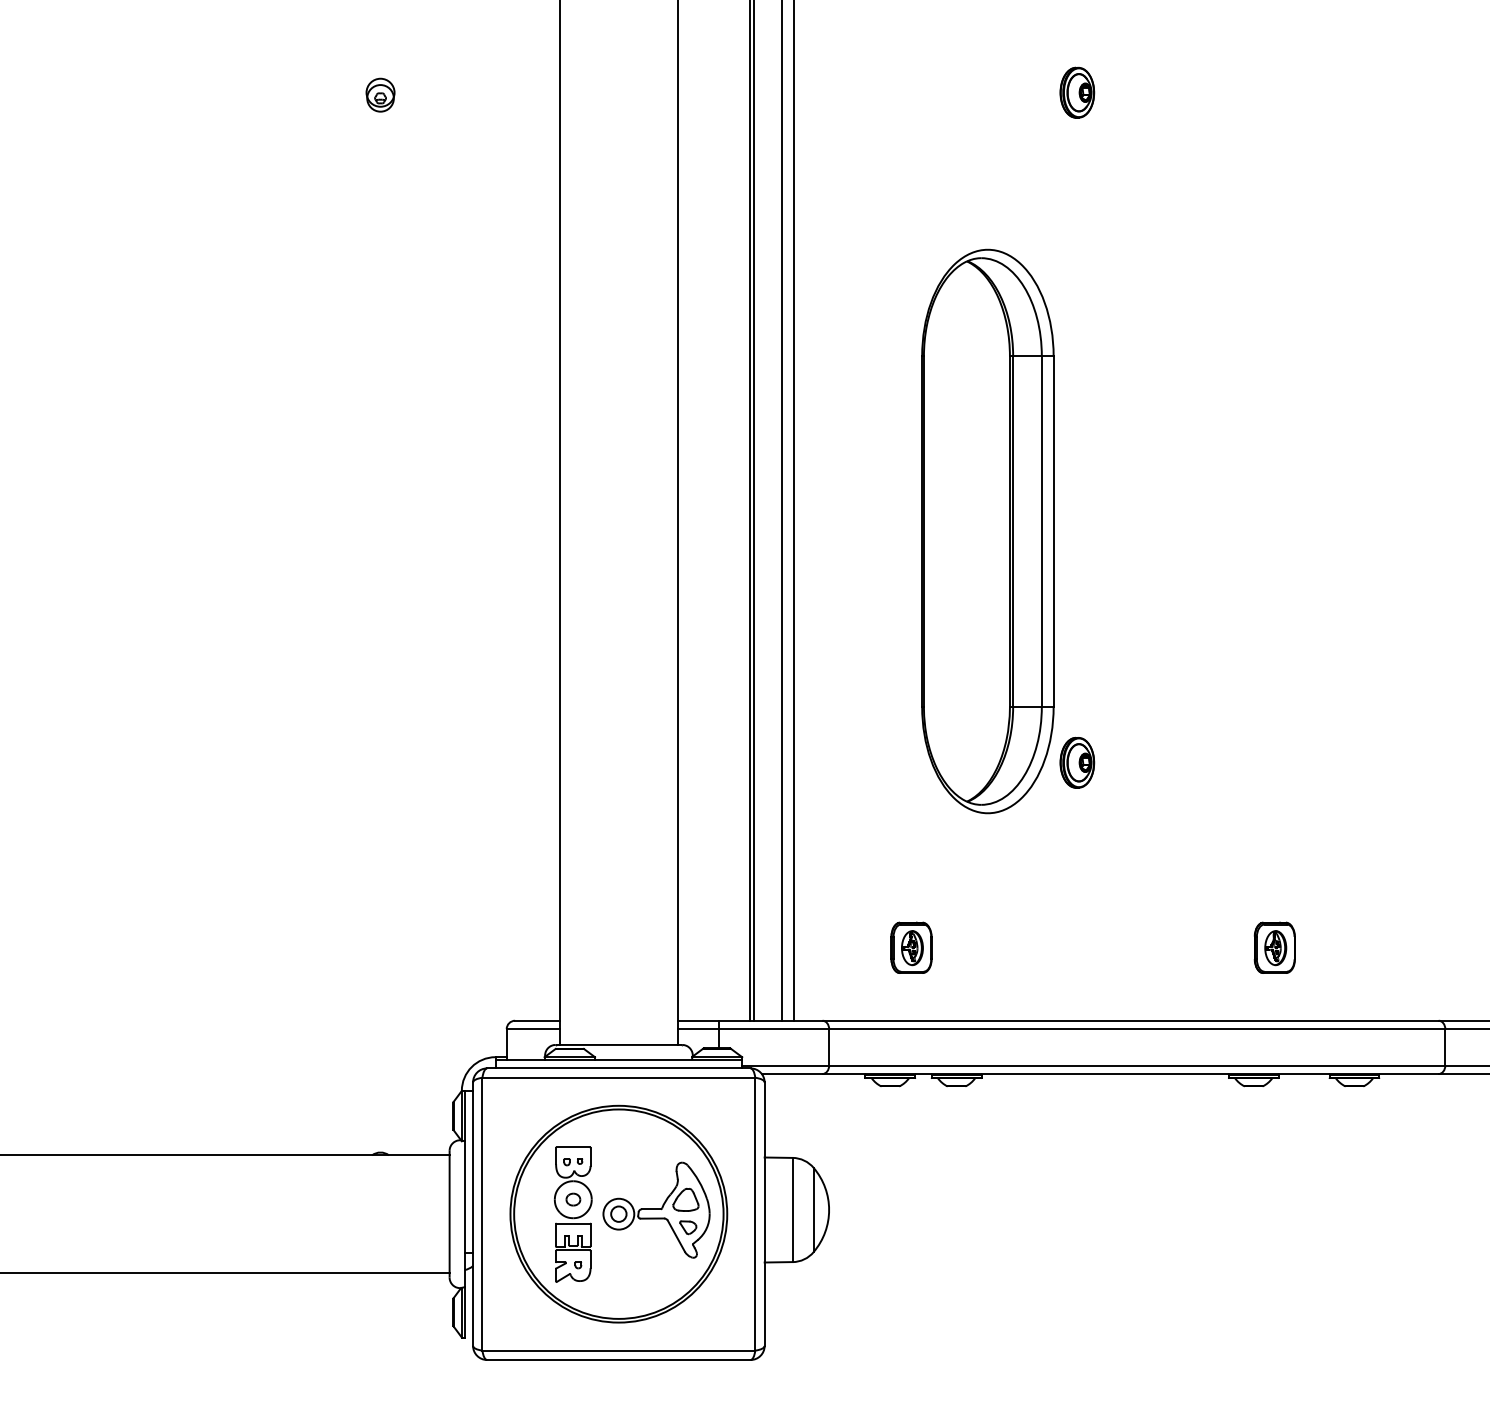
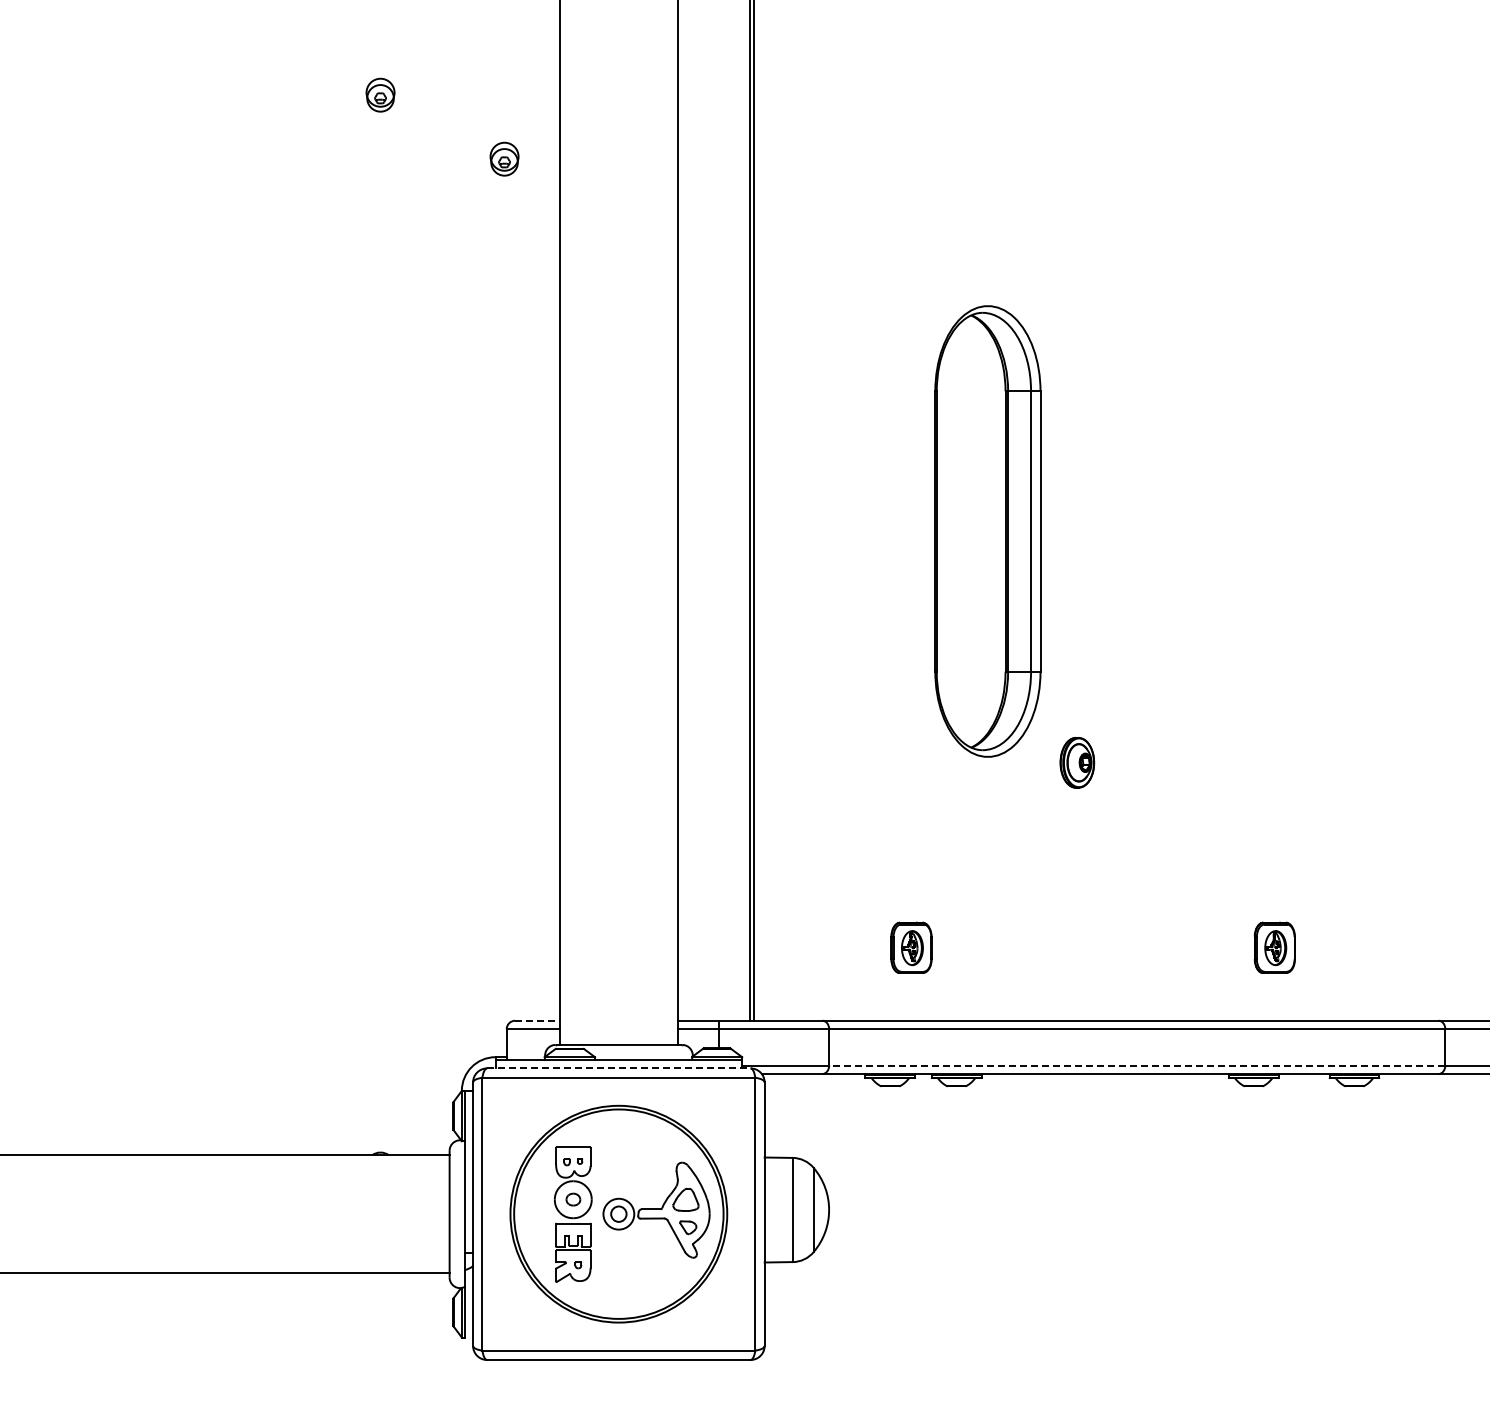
part: present -> none (1077, 92)
part: none -> present (504, 158)
line: present -> none (782, 511)
line: present -> none (794, 511)
part size: 134x567 px -> 108x453 px (987, 531)
line: solid -> dashed (538, 1020)
line: solid -> dashed (1136, 1065)
line: solid -> dashed (618, 1068)
